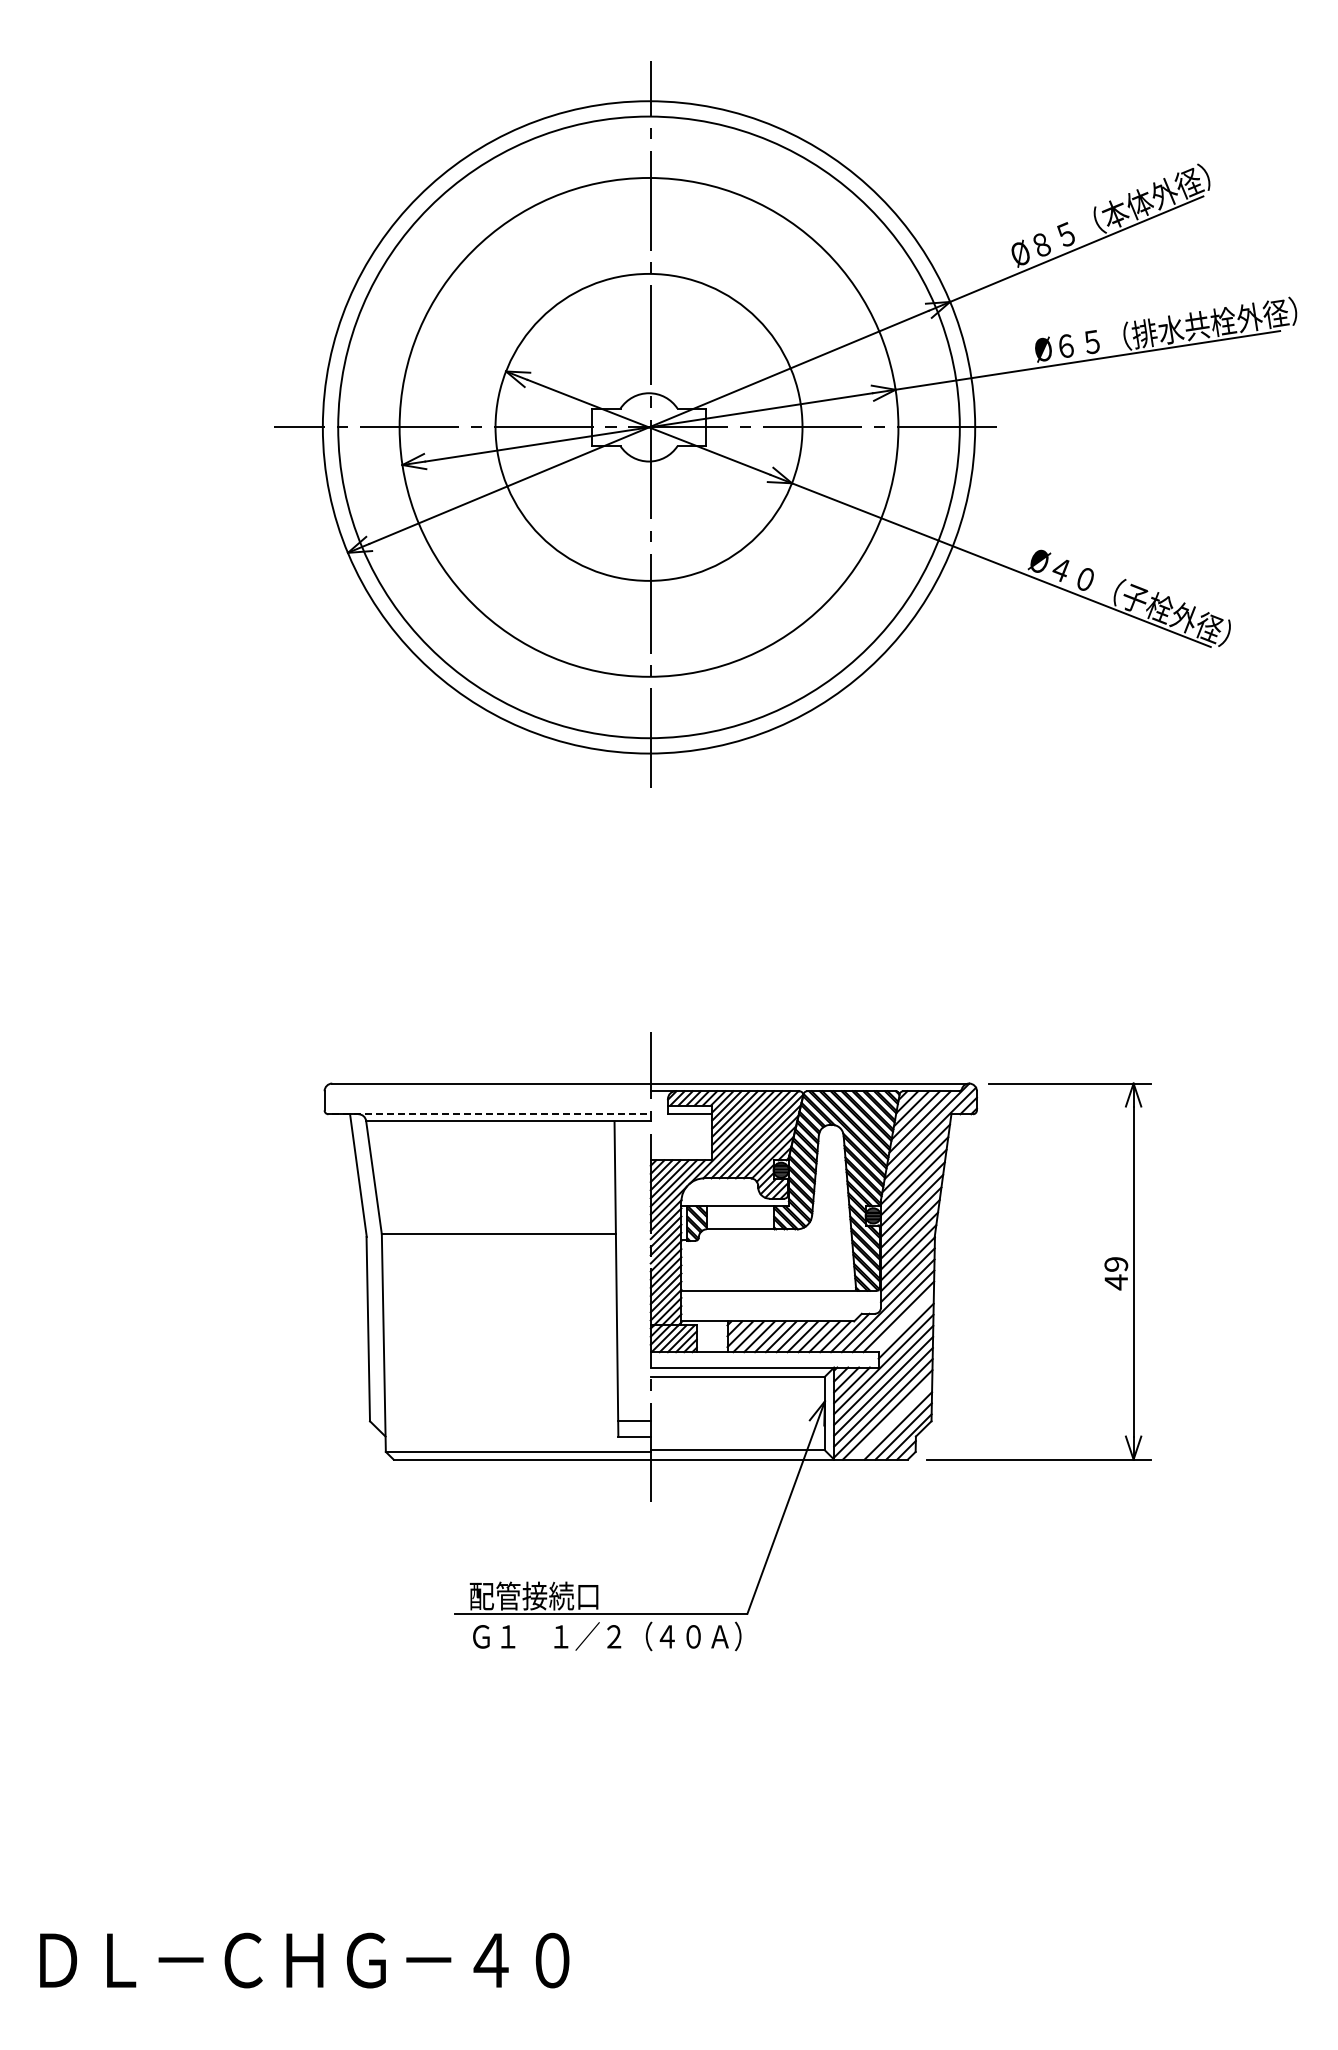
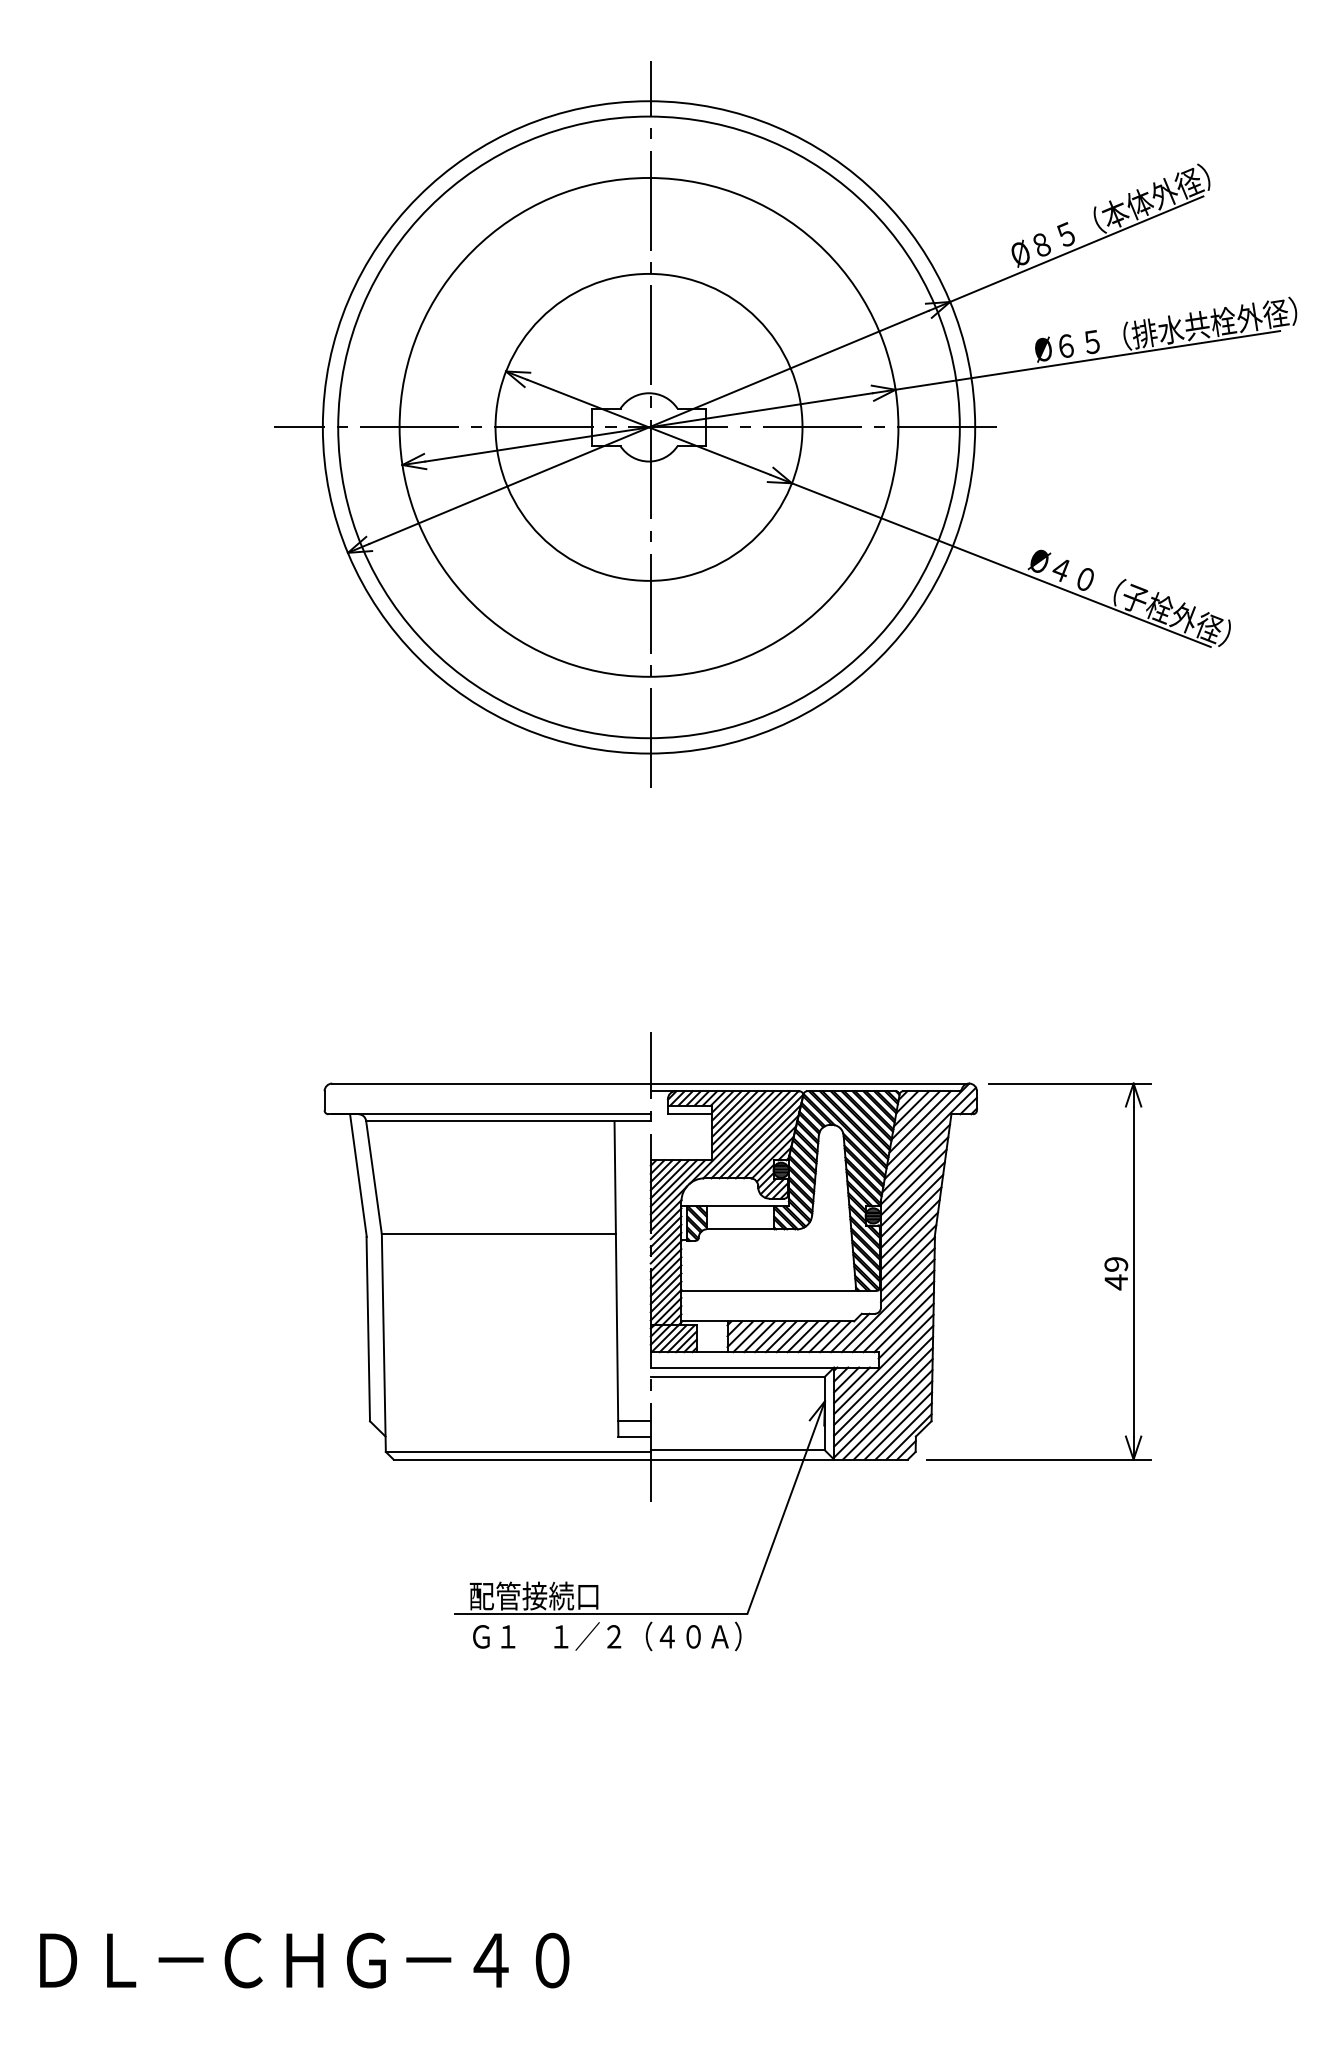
line: dashed -> solid (492, 1114)
line: none -> present (903, 1322)
line: none -> present (892, 1420)
